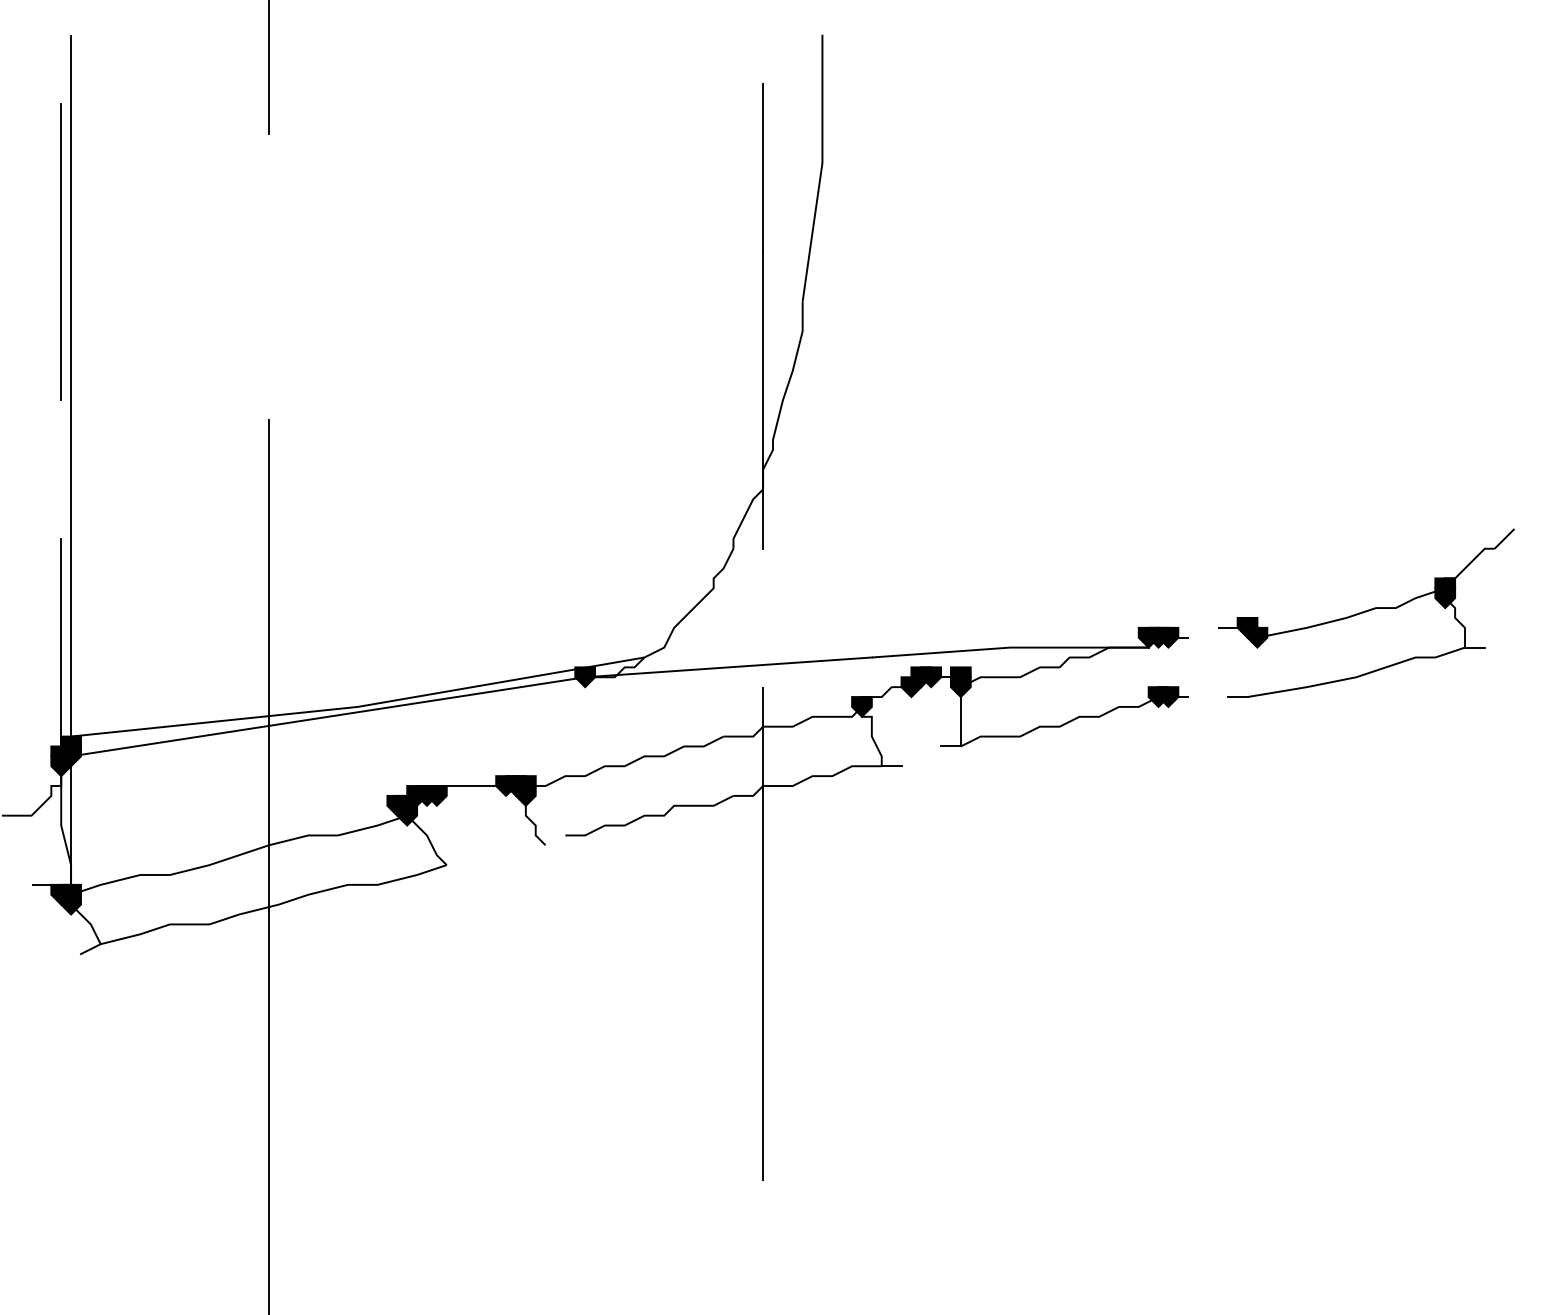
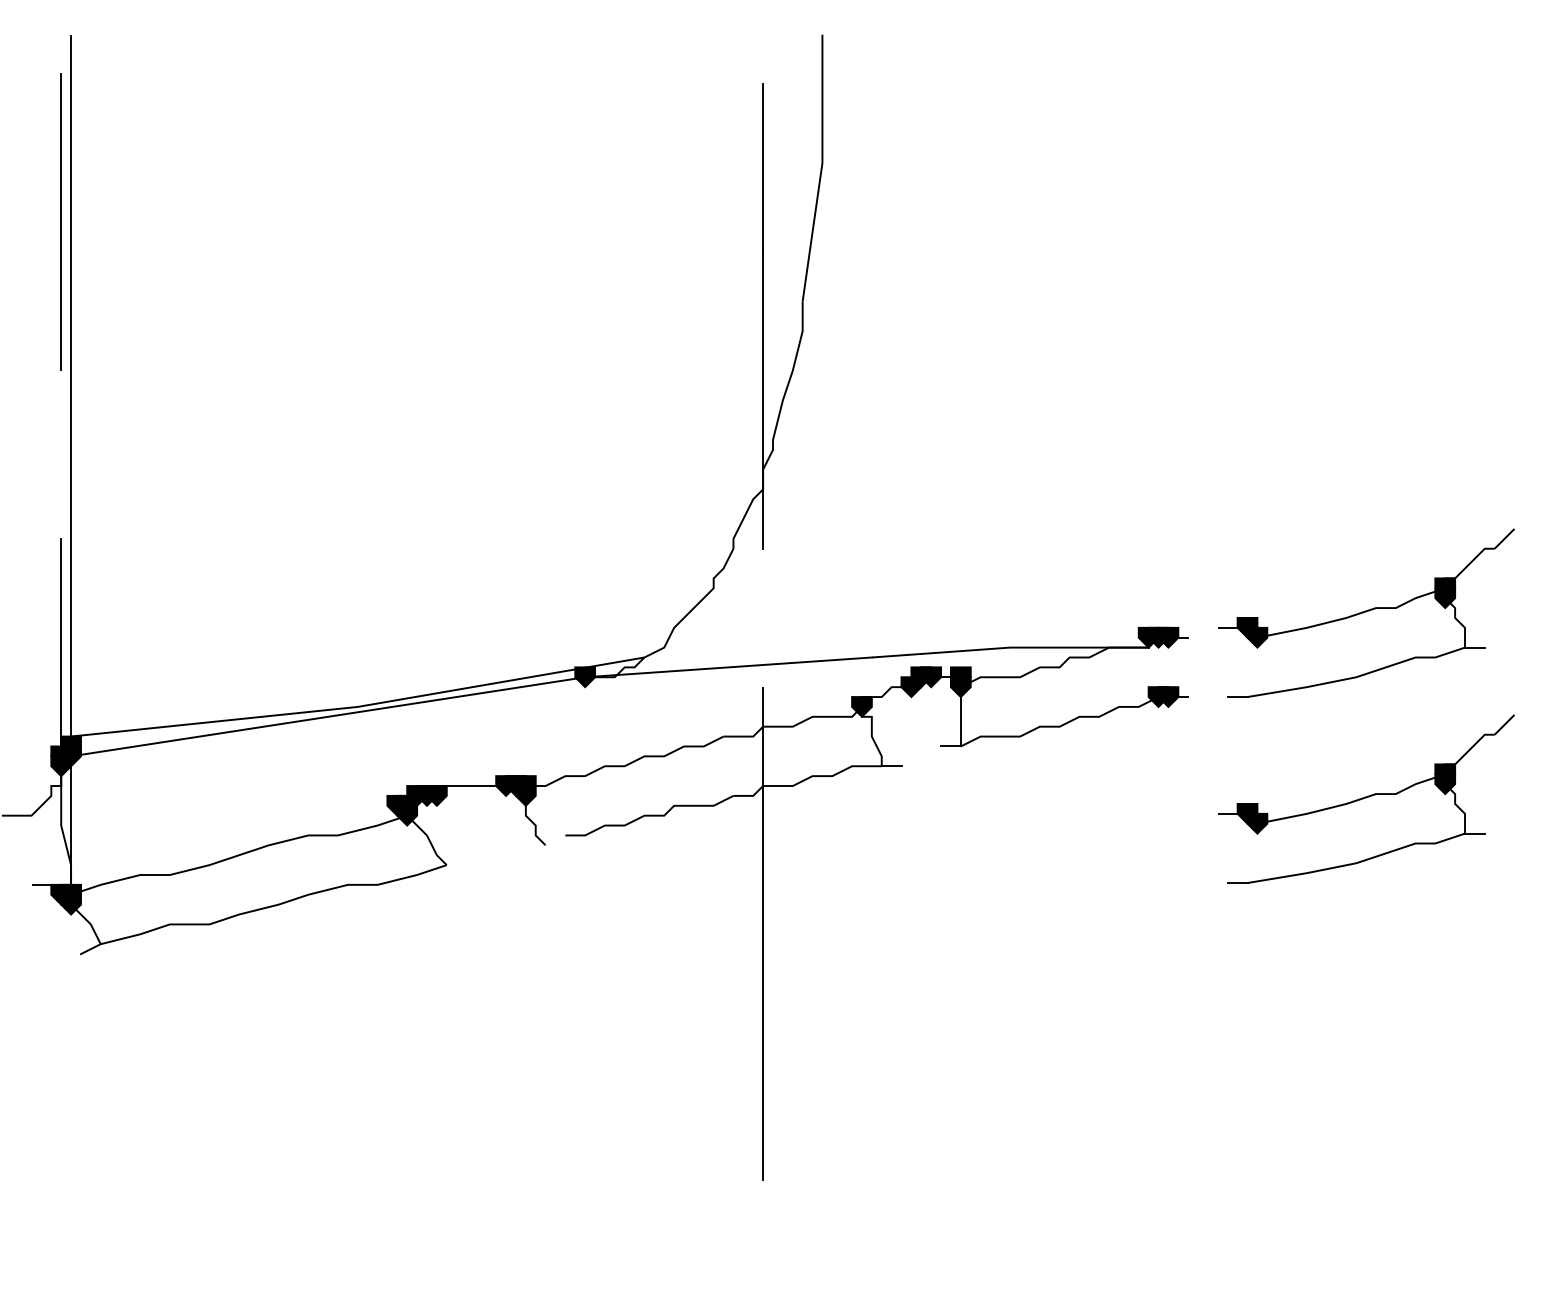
line: present -> none (268, 67)
line position: (60, 251) -> (60, 221) (60, 221)
part: none -> present (1366, 798)
line: present -> none (268, 865)
